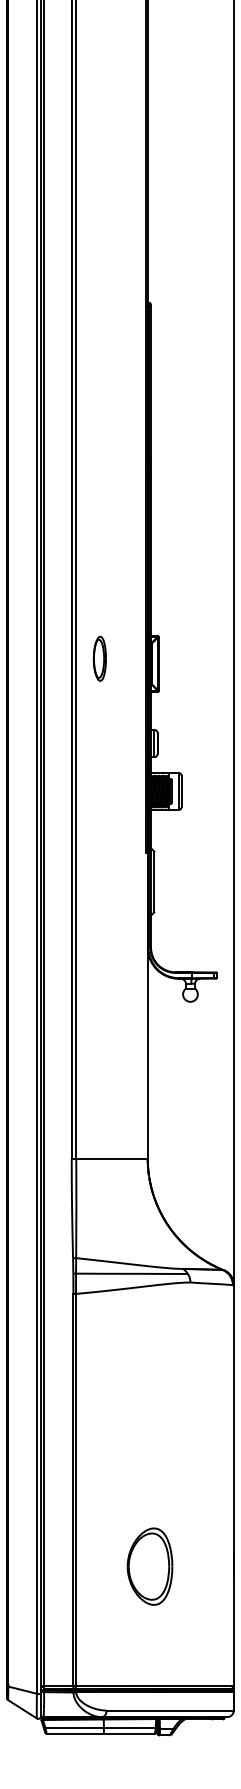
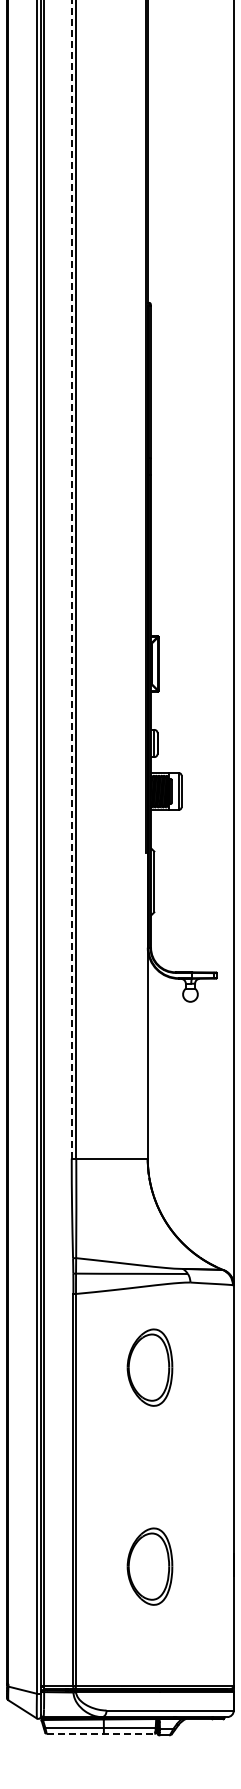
line: solid -> dashed (71, 579)
part: present -> none (99, 658)
part: none -> present (149, 1367)
line: solid -> dashed (101, 1733)
